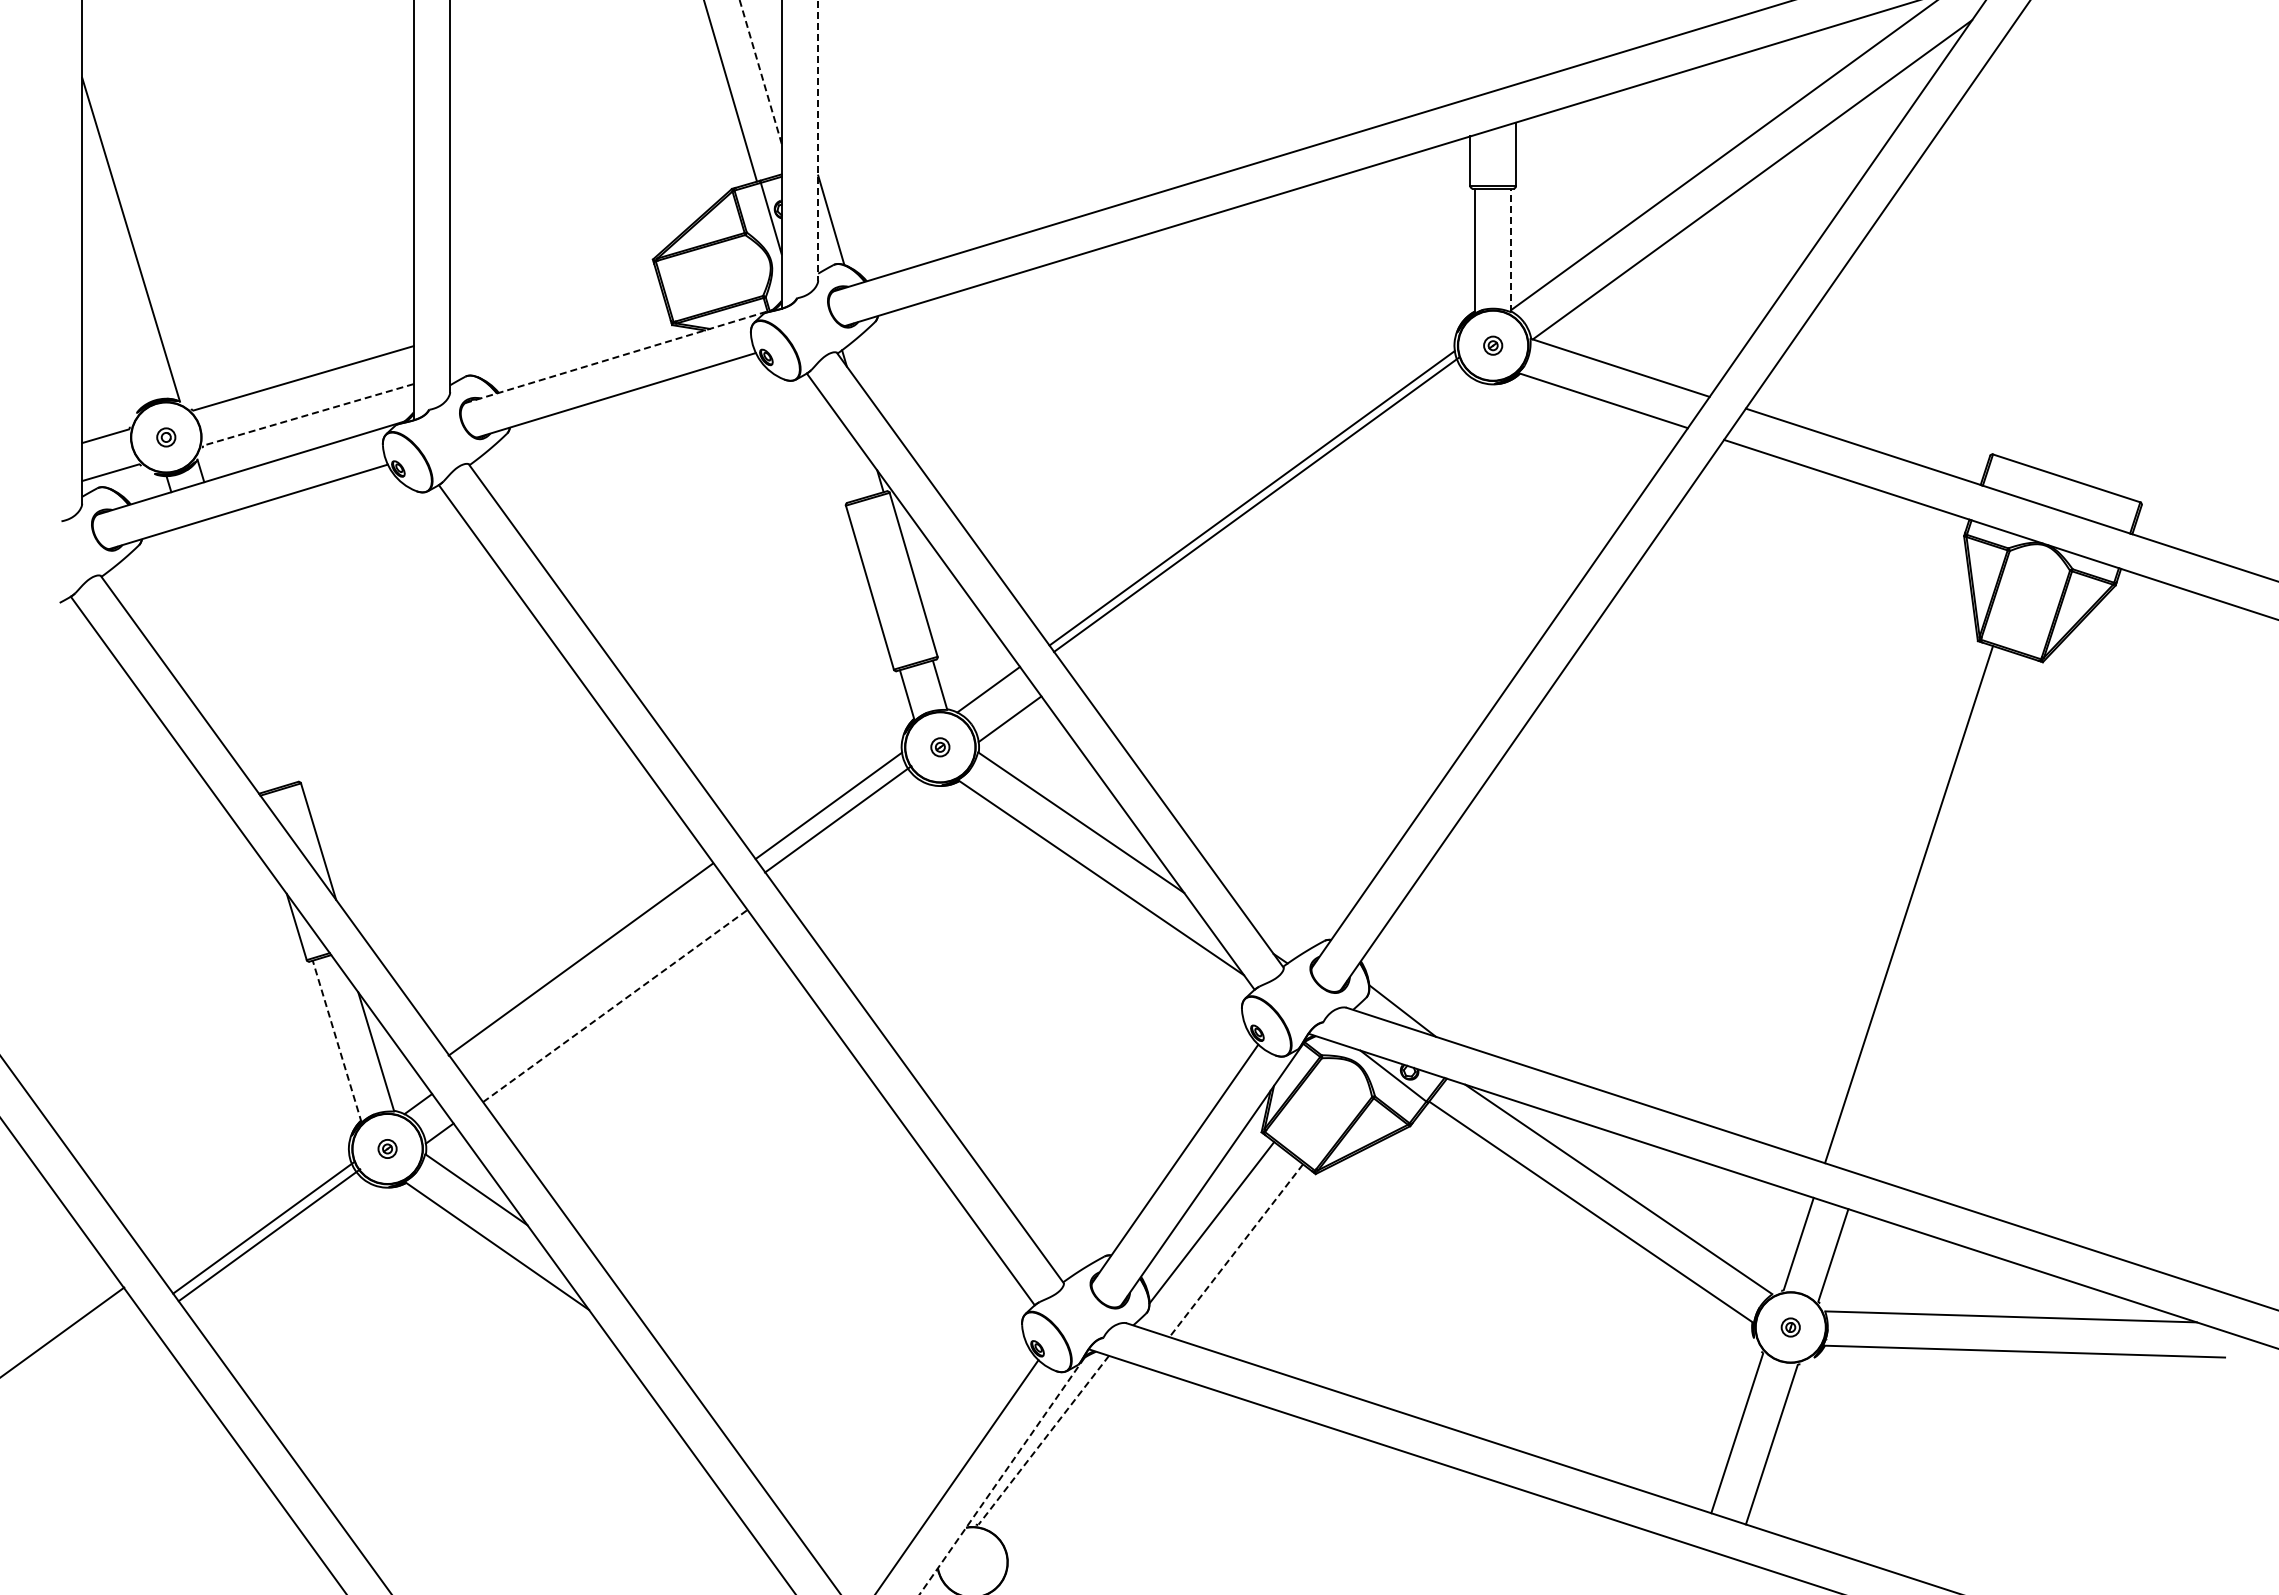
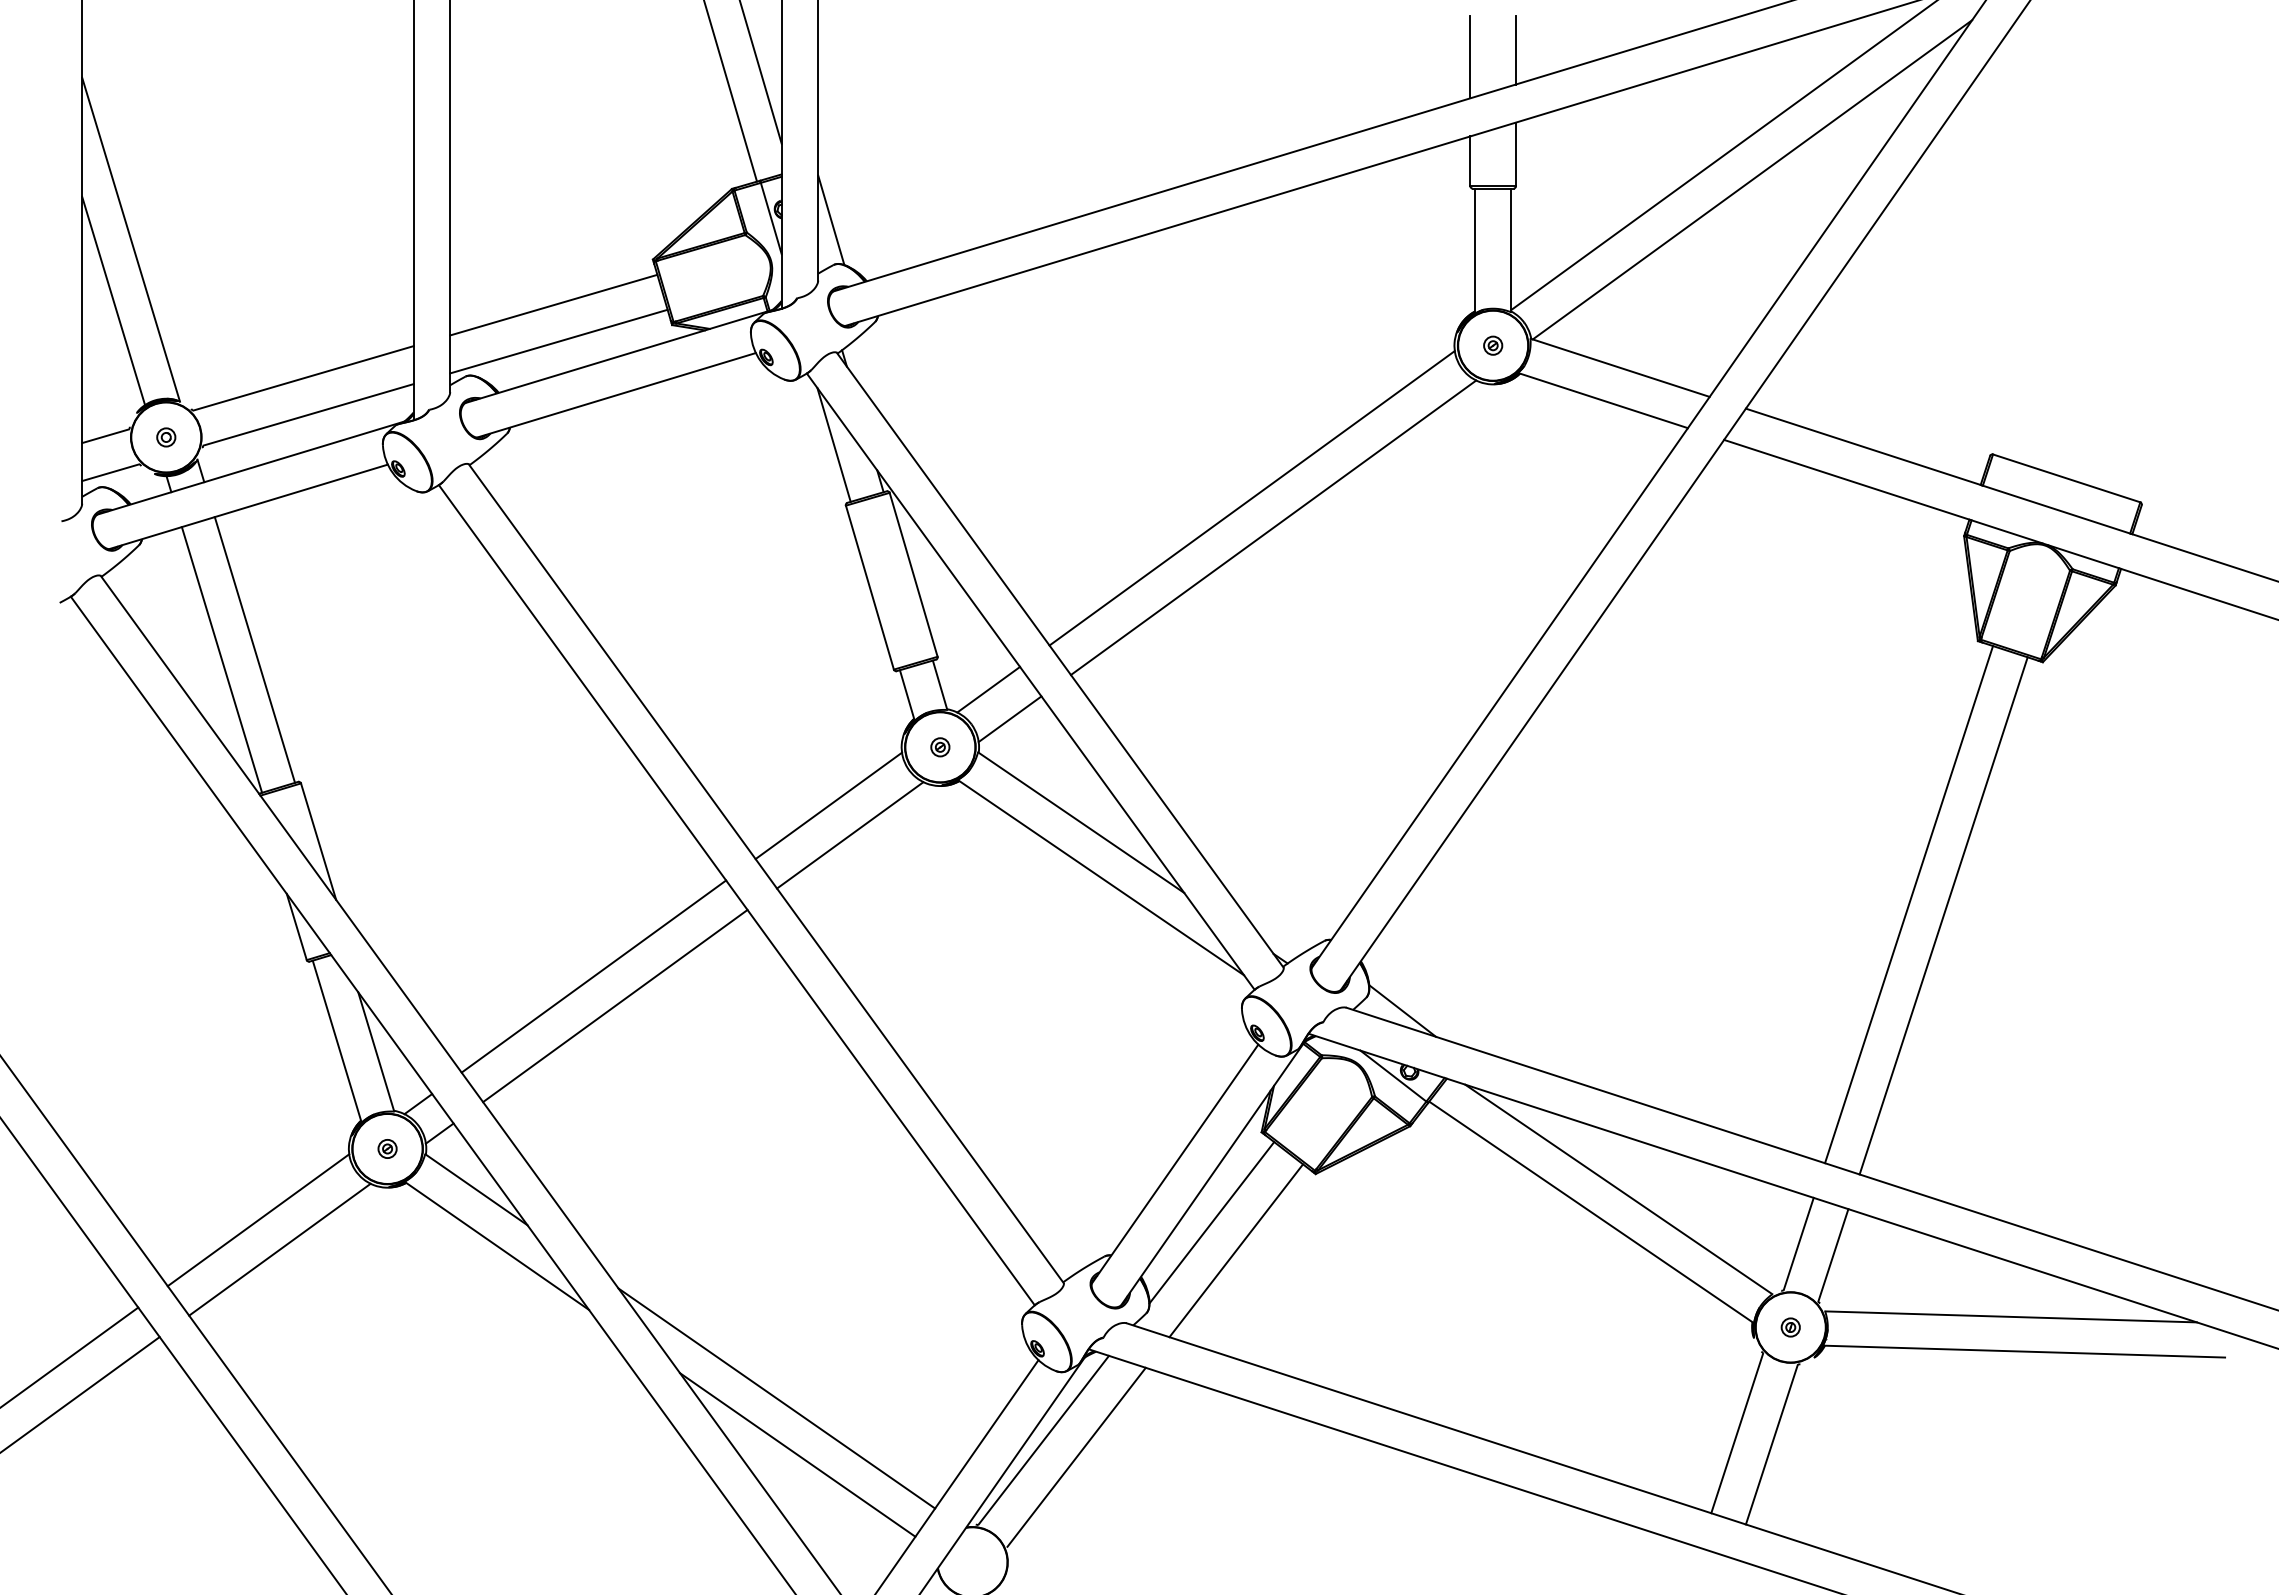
line: none -> present (1515, 49)
line: none -> present (1470, 56)
line: dashed -> solid (760, 72)
line: dashed -> solid (818, 140)
line: dashed -> solid (1511, 250)
line: none -> present (113, 300)
line: none -> present (553, 304)
line: none -> present (558, 341)
line: dashed -> solid (618, 356)
line: dashed -> solid (308, 414)
line: none -> present (833, 444)
line position: (1256, 504) -> (1273, 527) (1273, 527)
line: none -> present (254, 649)
line: none -> present (221, 659)
line position: (838, 819) -> (850, 835) (850, 835)
line: none -> present (1943, 915)
line position: (580, 959) -> (593, 976) (593, 976)
line: dashed -> solid (615, 1005)
line: dashed -> solid (337, 1041)
line position: (263, 1227) -> (279, 1249) (279, 1249)
line position: (269, 1235) -> (258, 1220) (258, 1220)
line: dashed -> solid (1235, 1251)
line position: (63, 1331) -> (70, 1356) (70, 1356)
line: none -> present (80, 1394)
line: none -> present (776, 1398)
line: dashed -> solid (1043, 1440)
line: none -> present (797, 1454)
line: none -> present (1076, 1456)
line: dashed -> solid (1001, 1476)
